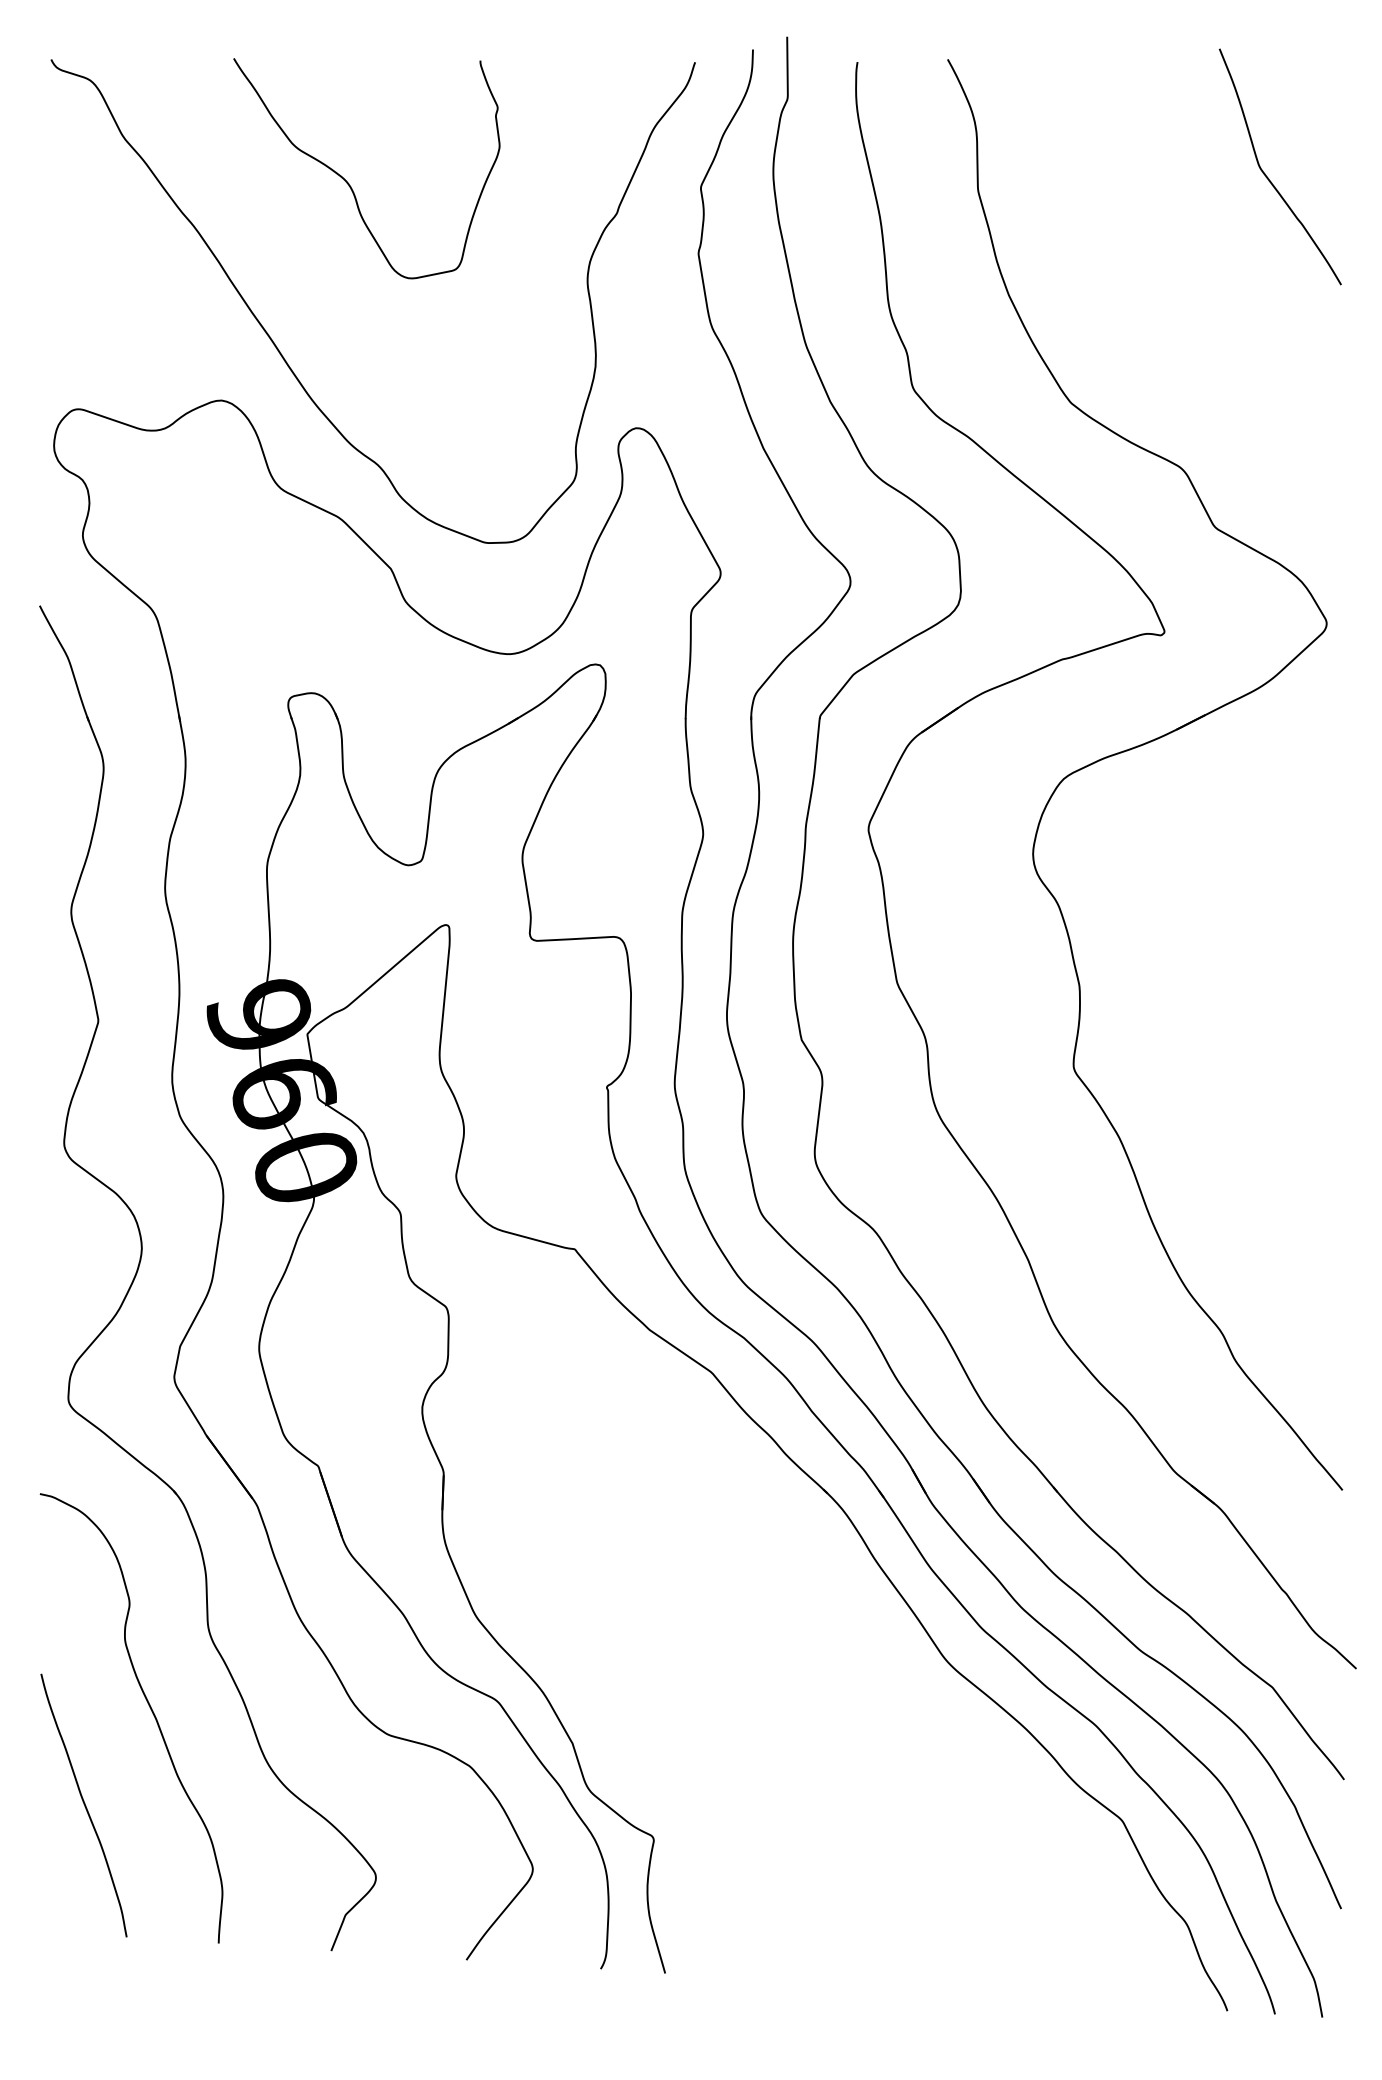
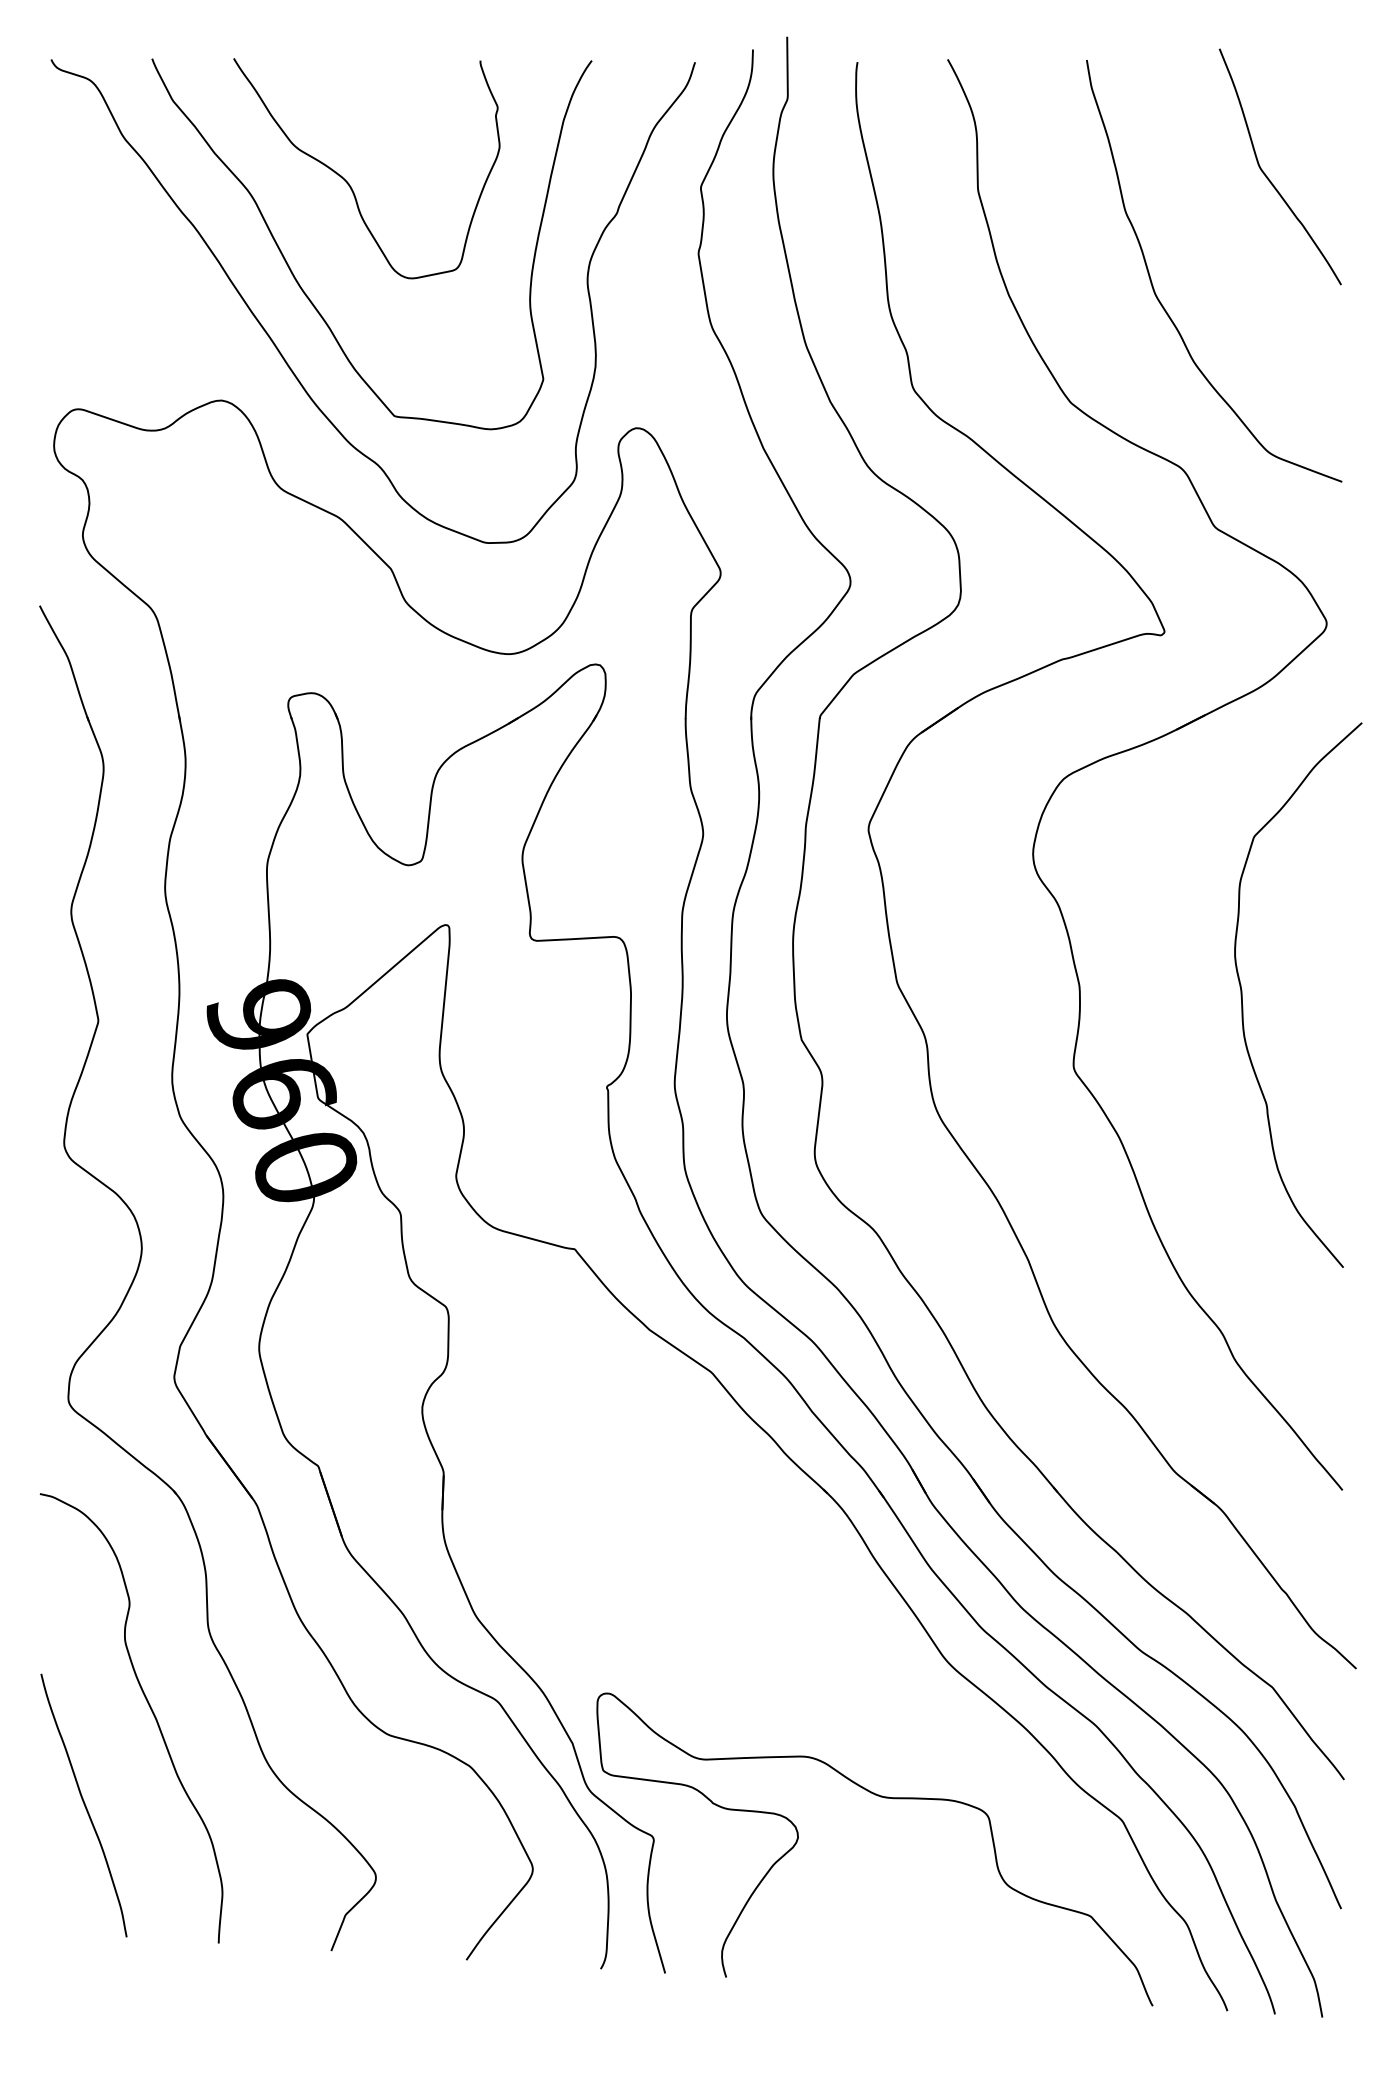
curve: none -> present (303, 289)
curve: none -> present (1161, 302)
curve: none -> present (1242, 994)
curve: none -> present (884, 1798)
